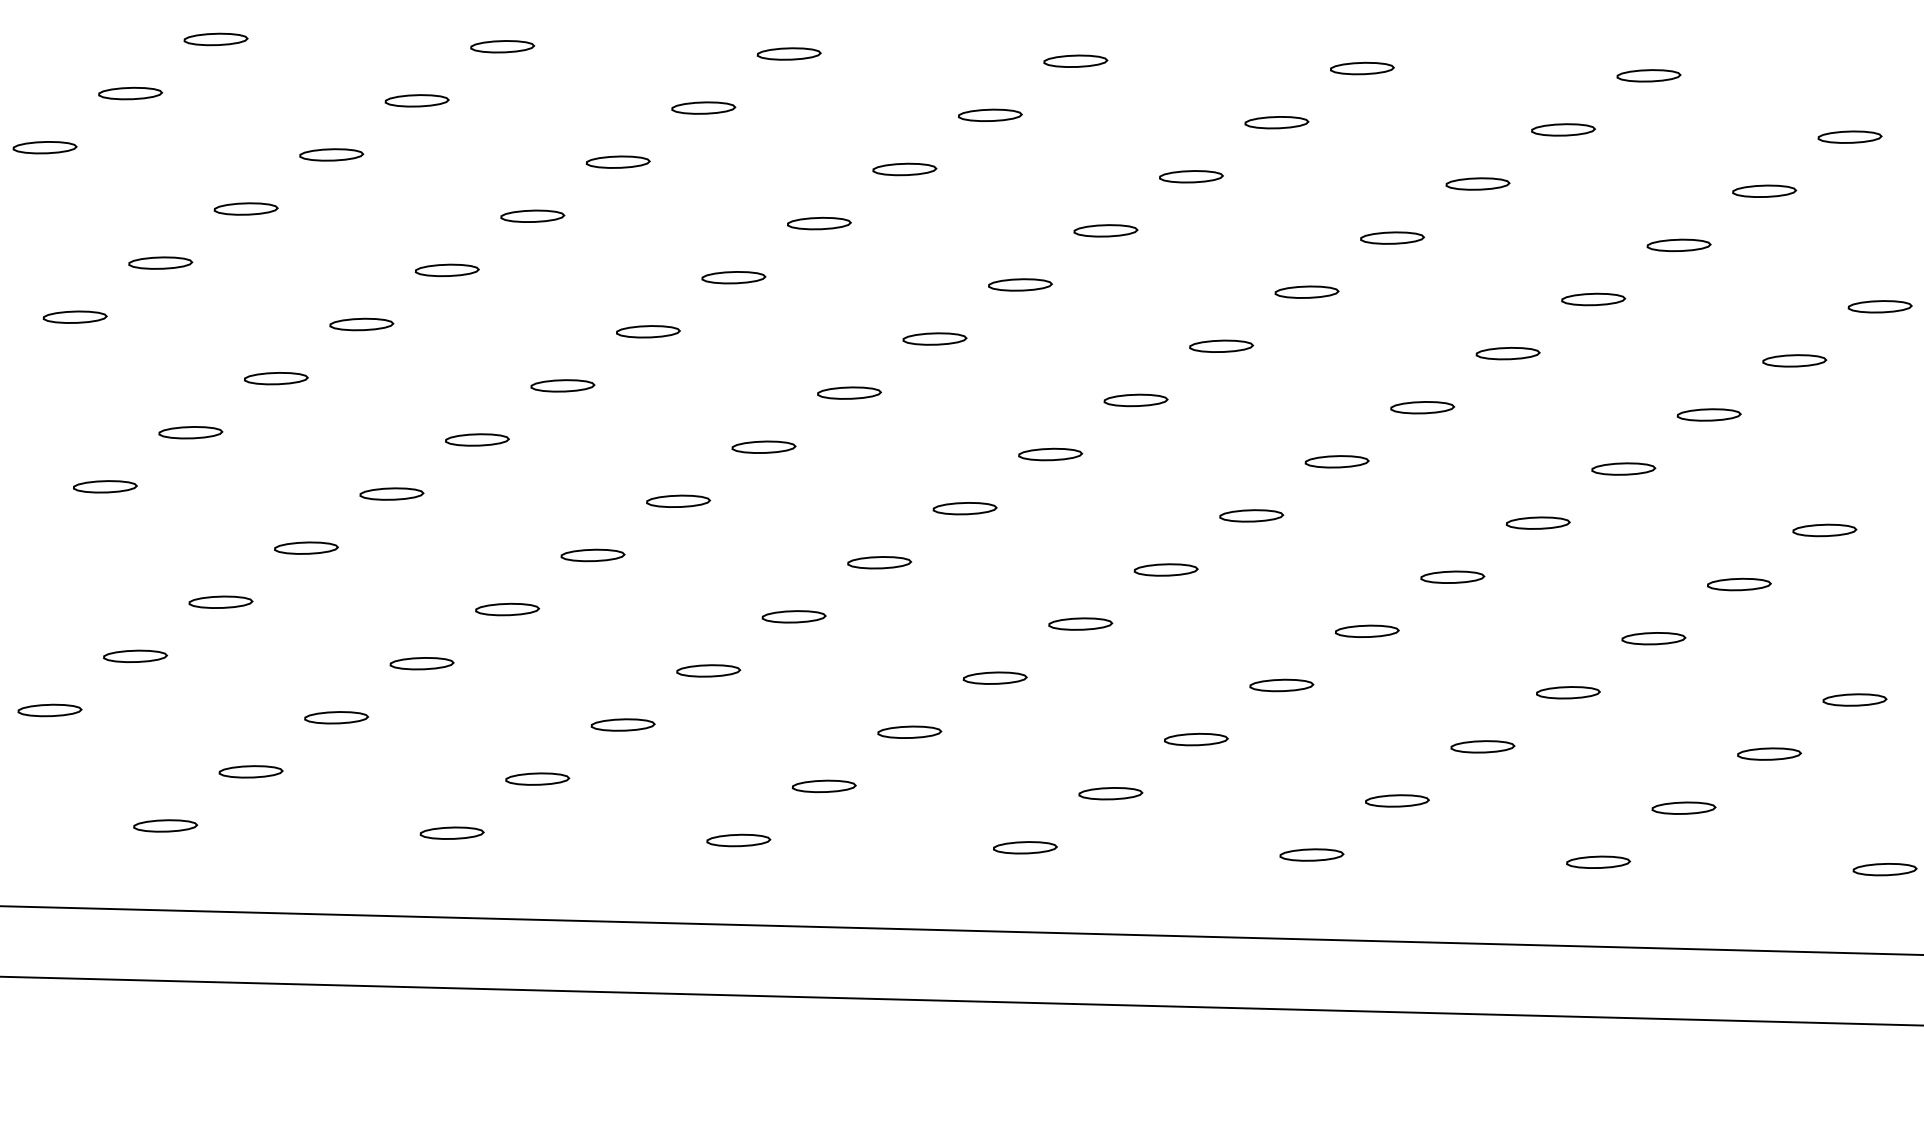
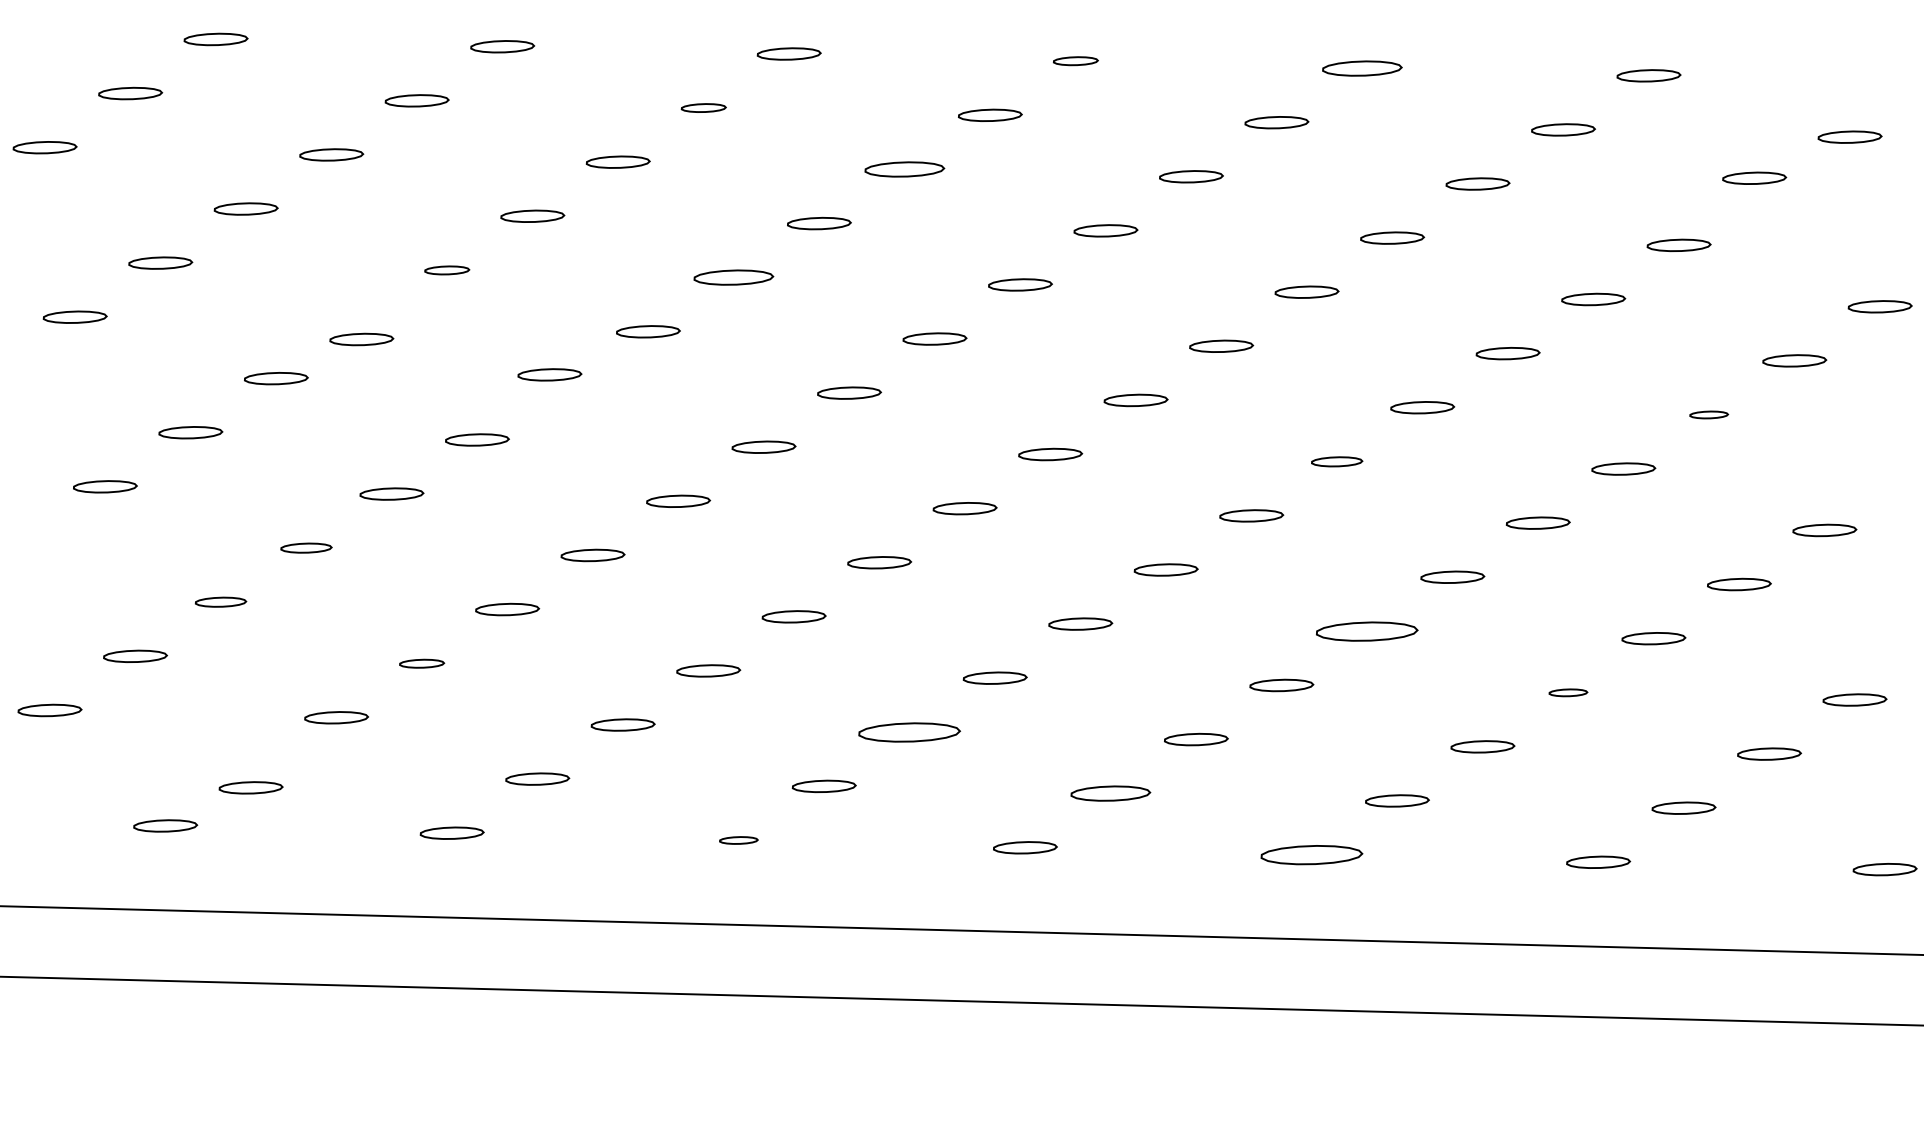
part size: 66x14 px -> 46x11 px (1075, 61)
part size: 65x15 px -> 81x17 px (1362, 68)
part size: 66x14 px -> 47x10 px (703, 107)
part size: 66x15 px -> 82x17 px (904, 169)
part position: (1764, 190) -> (1754, 177) (1754, 177)
part size: 66x15 px -> 47x11 px (447, 270)
part size: 66x14 px -> 82x17 px (733, 277)
part position: (361, 324) -> (361, 339) (361, 339)
part position: (562, 385) -> (549, 374) (549, 374)
part size: 66x14 px -> 41x10 px (1709, 414)
part size: 66x14 px -> 53x12 px (1337, 461)
part size: 65x14 px -> 53x12 px (306, 547)
part size: 66x14 px -> 54x12 px (220, 601)
part size: 65x14 px -> 103x21 px (1367, 631)
part size: 66x14 px -> 47x11 px (422, 663)
part size: 65x14 px -> 41x10 px (1568, 692)
part size: 66x14 px -> 103x21 px (909, 732)
part position: (250, 771) -> (250, 787) (250, 787)
part size: 66x14 px -> 82x17 px (1110, 793)
part size: 66x15 px -> 40x9 px (738, 840)
part size: 66x14 px -> 104x21 px (1311, 855)
